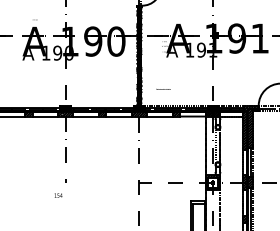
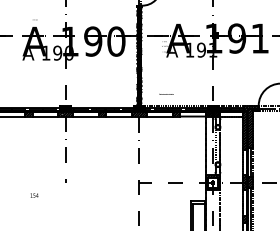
text position: (163, 88) -> (166, 93) (166, 93)
text position: (58, 195) -> (34, 195) (34, 195)
